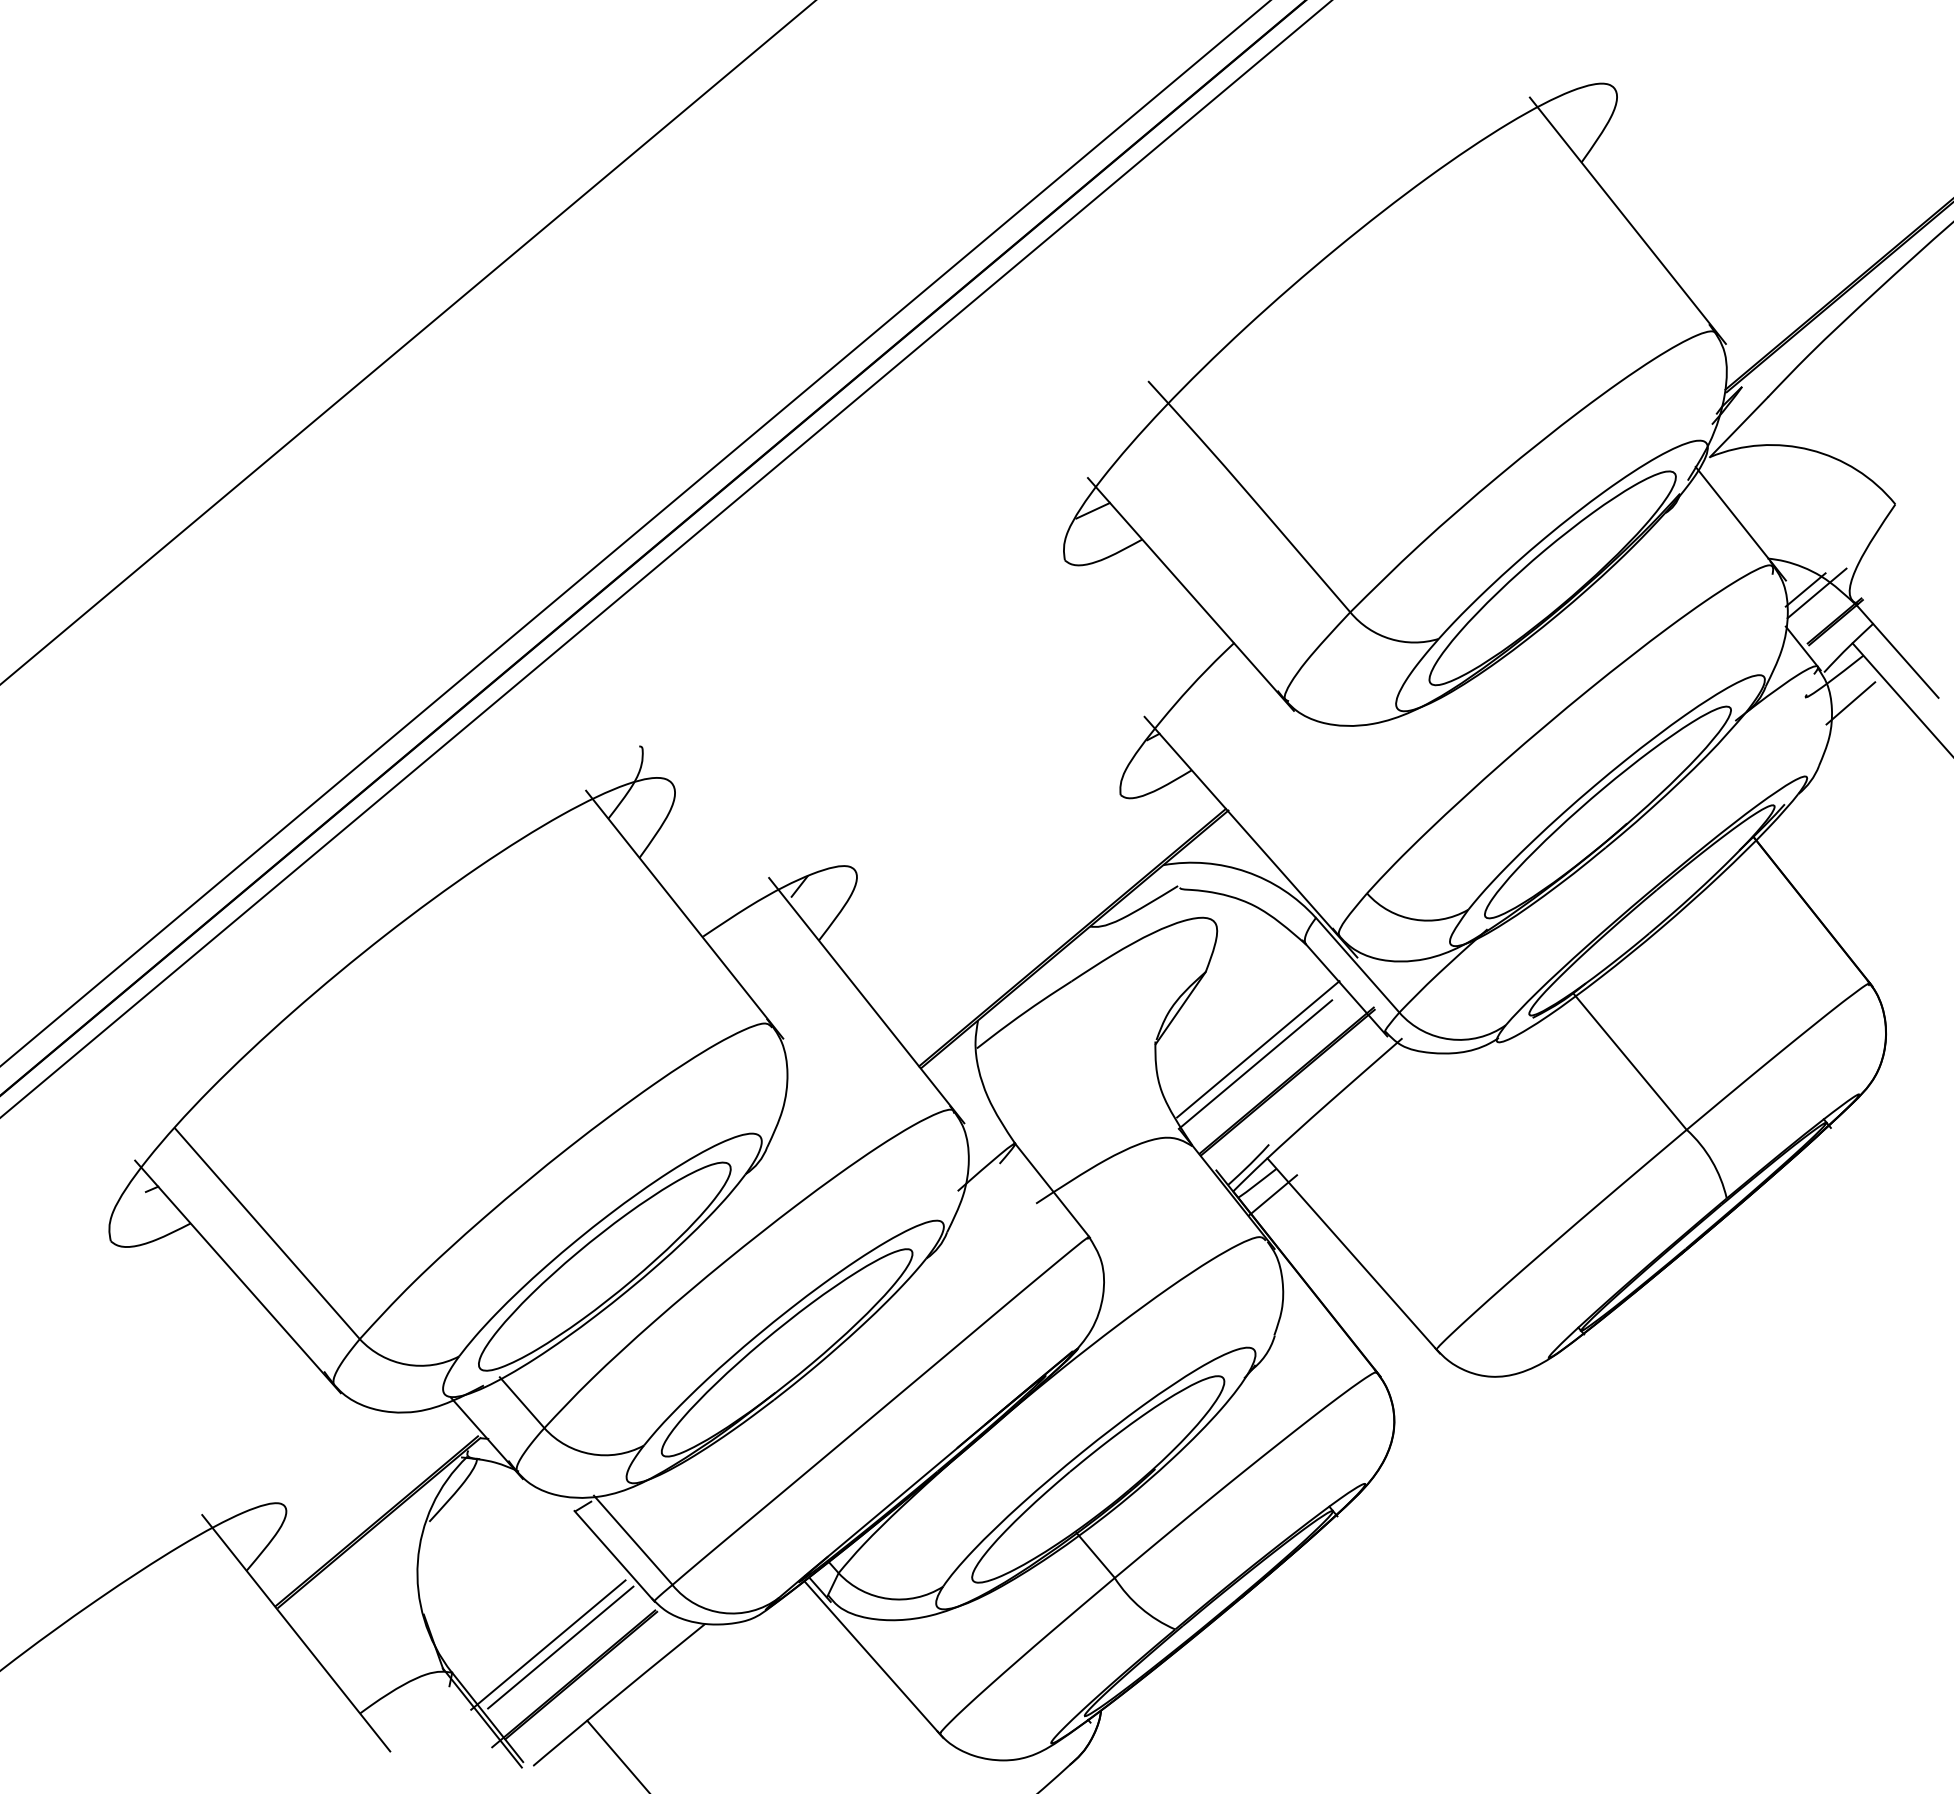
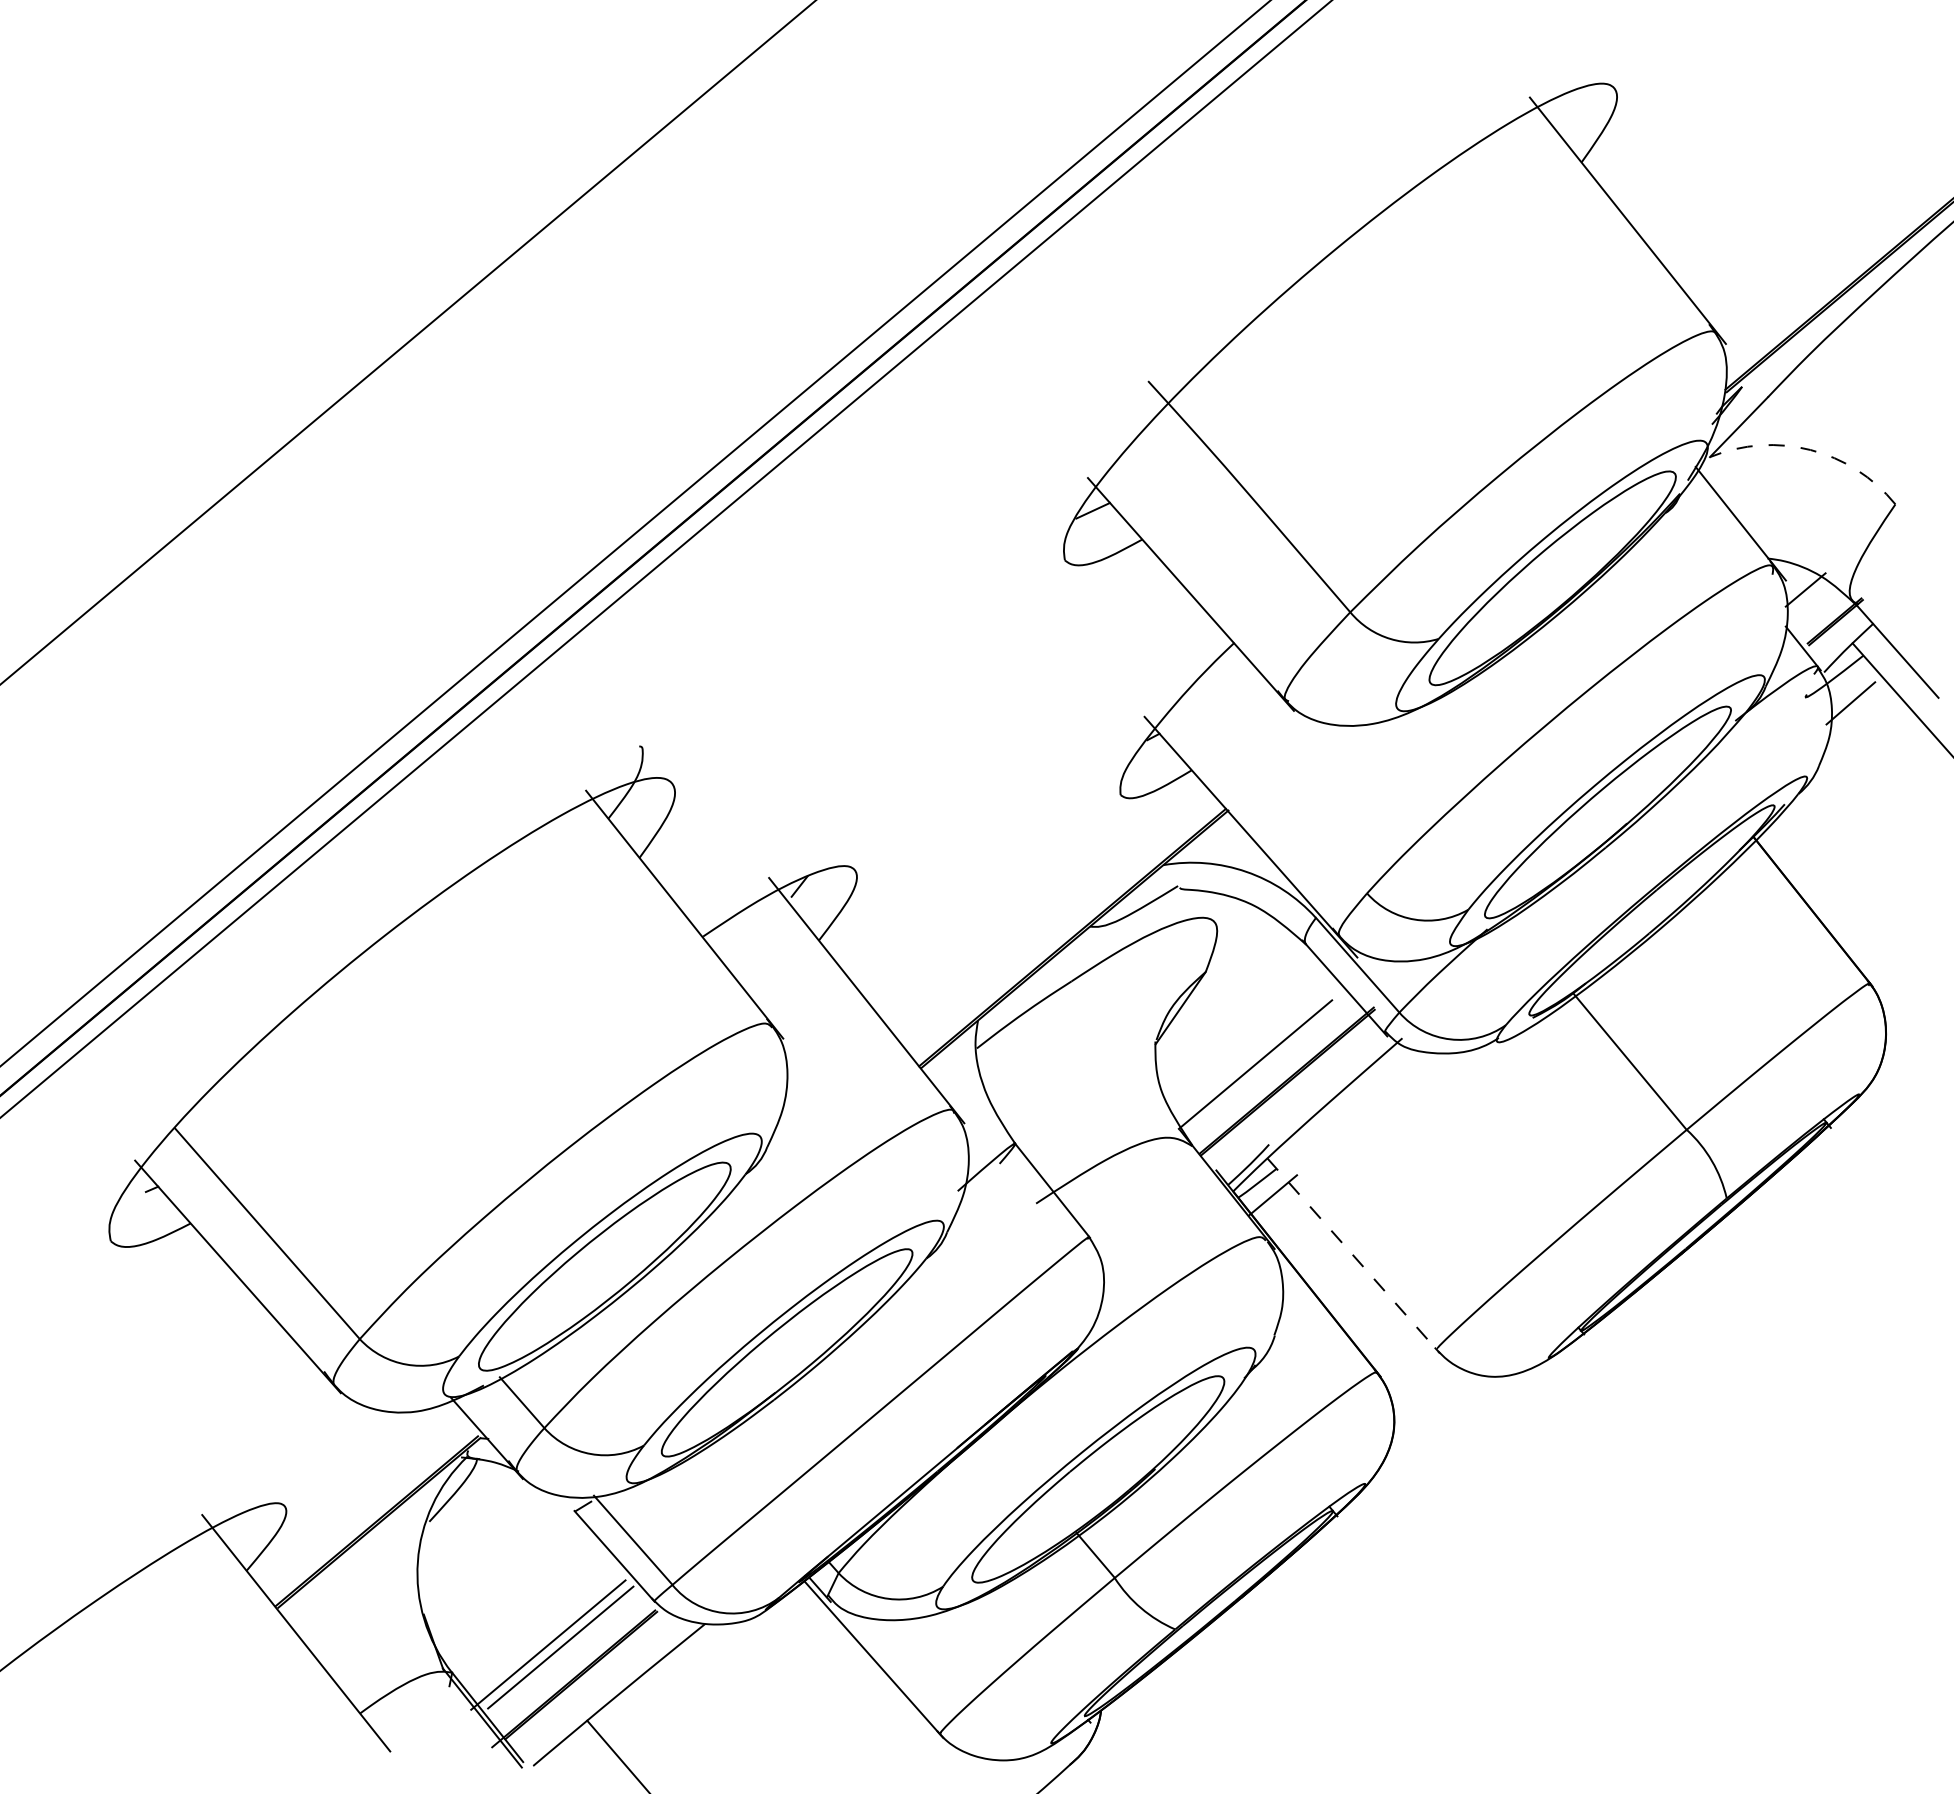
arc: solid -> dashed (1810, 450)
line: present -> none (1816, 593)
line: present -> none (1258, 1049)
line: solid -> dashed (1354, 1256)
